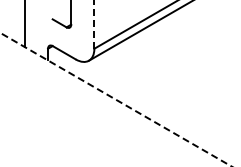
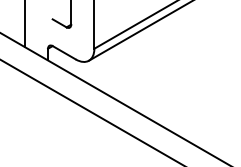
line: dashed -> solid (94, 24)
line: dashed -> solid (116, 99)
line: none -> present (91, 111)
